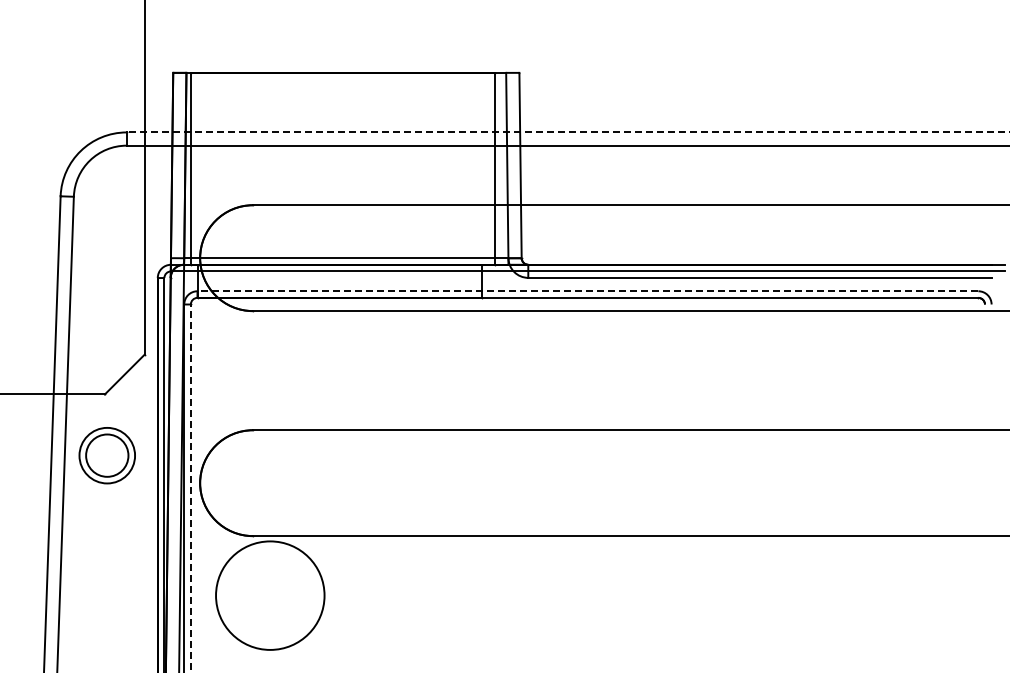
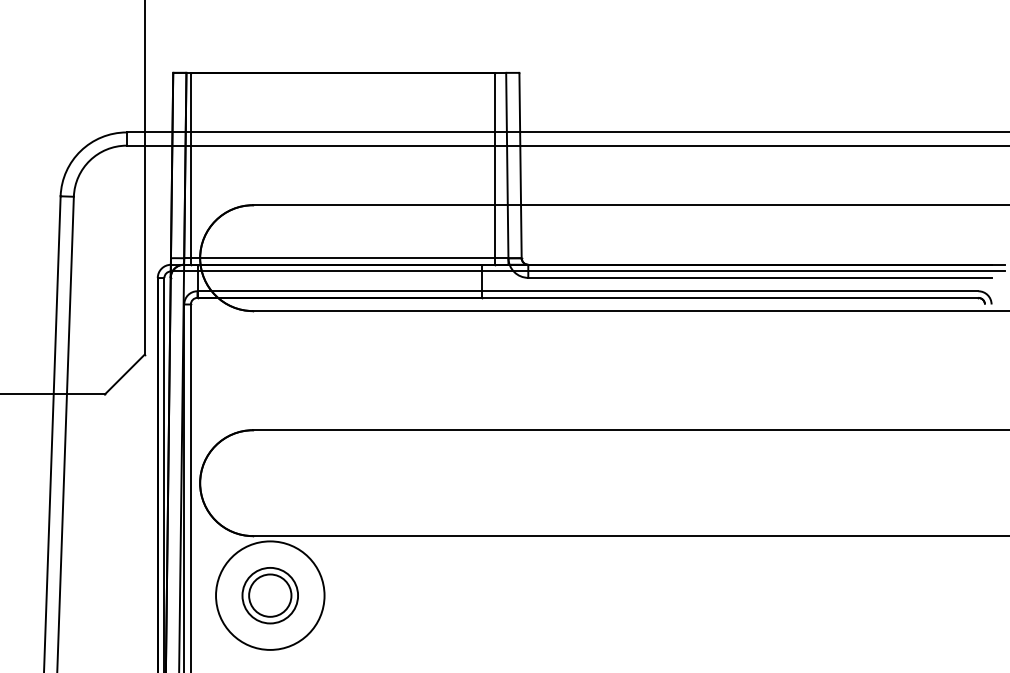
line: dashed -> solid (567, 132)
line: dashed -> solid (587, 291)
part position: (106, 455) -> (269, 595) (269, 595)
line: dashed -> solid (190, 488)
